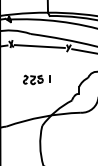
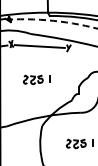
arc: solid -> dashed (52, 20)
line: present -> none (83, 51)
part: none -> present (79, 143)
